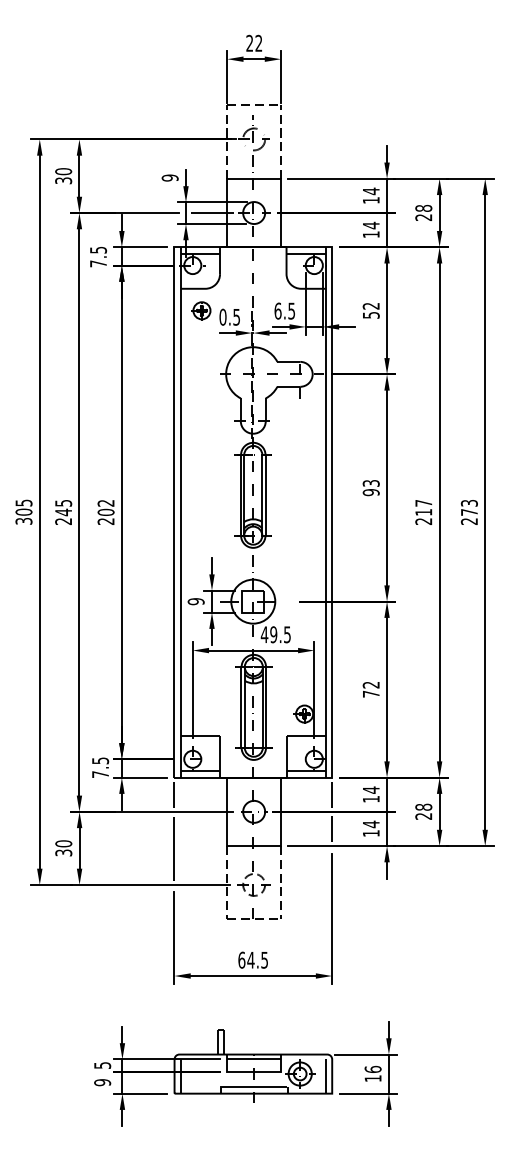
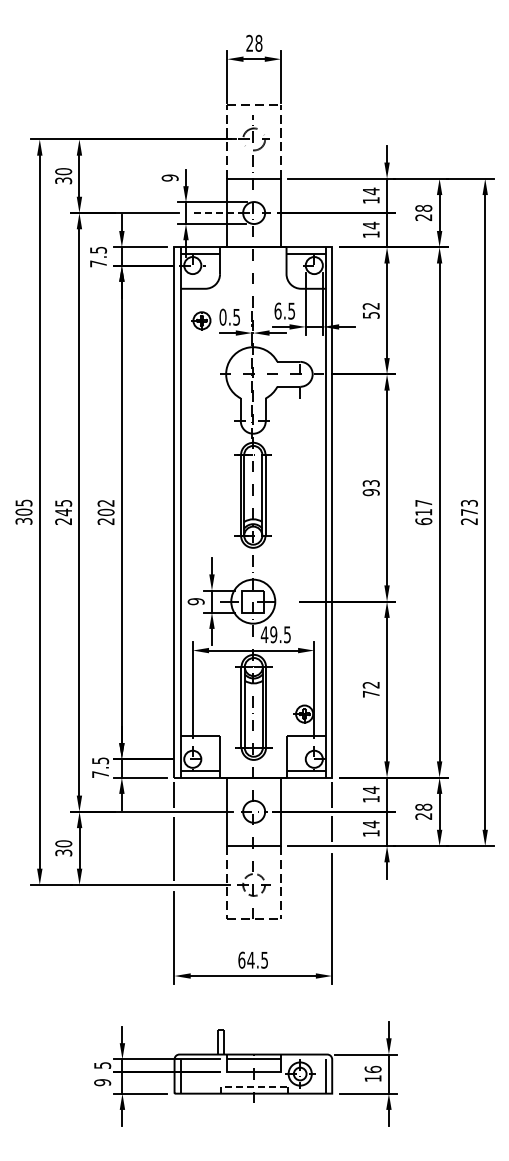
text: 22 -> 28 (258, 43)
line: solid -> dashed (212, 213)
part position: (201, 310) -> (201, 320) (201, 320)
text: 217 -> 617 (423, 521)
line: solid -> dashed (249, 1087)
